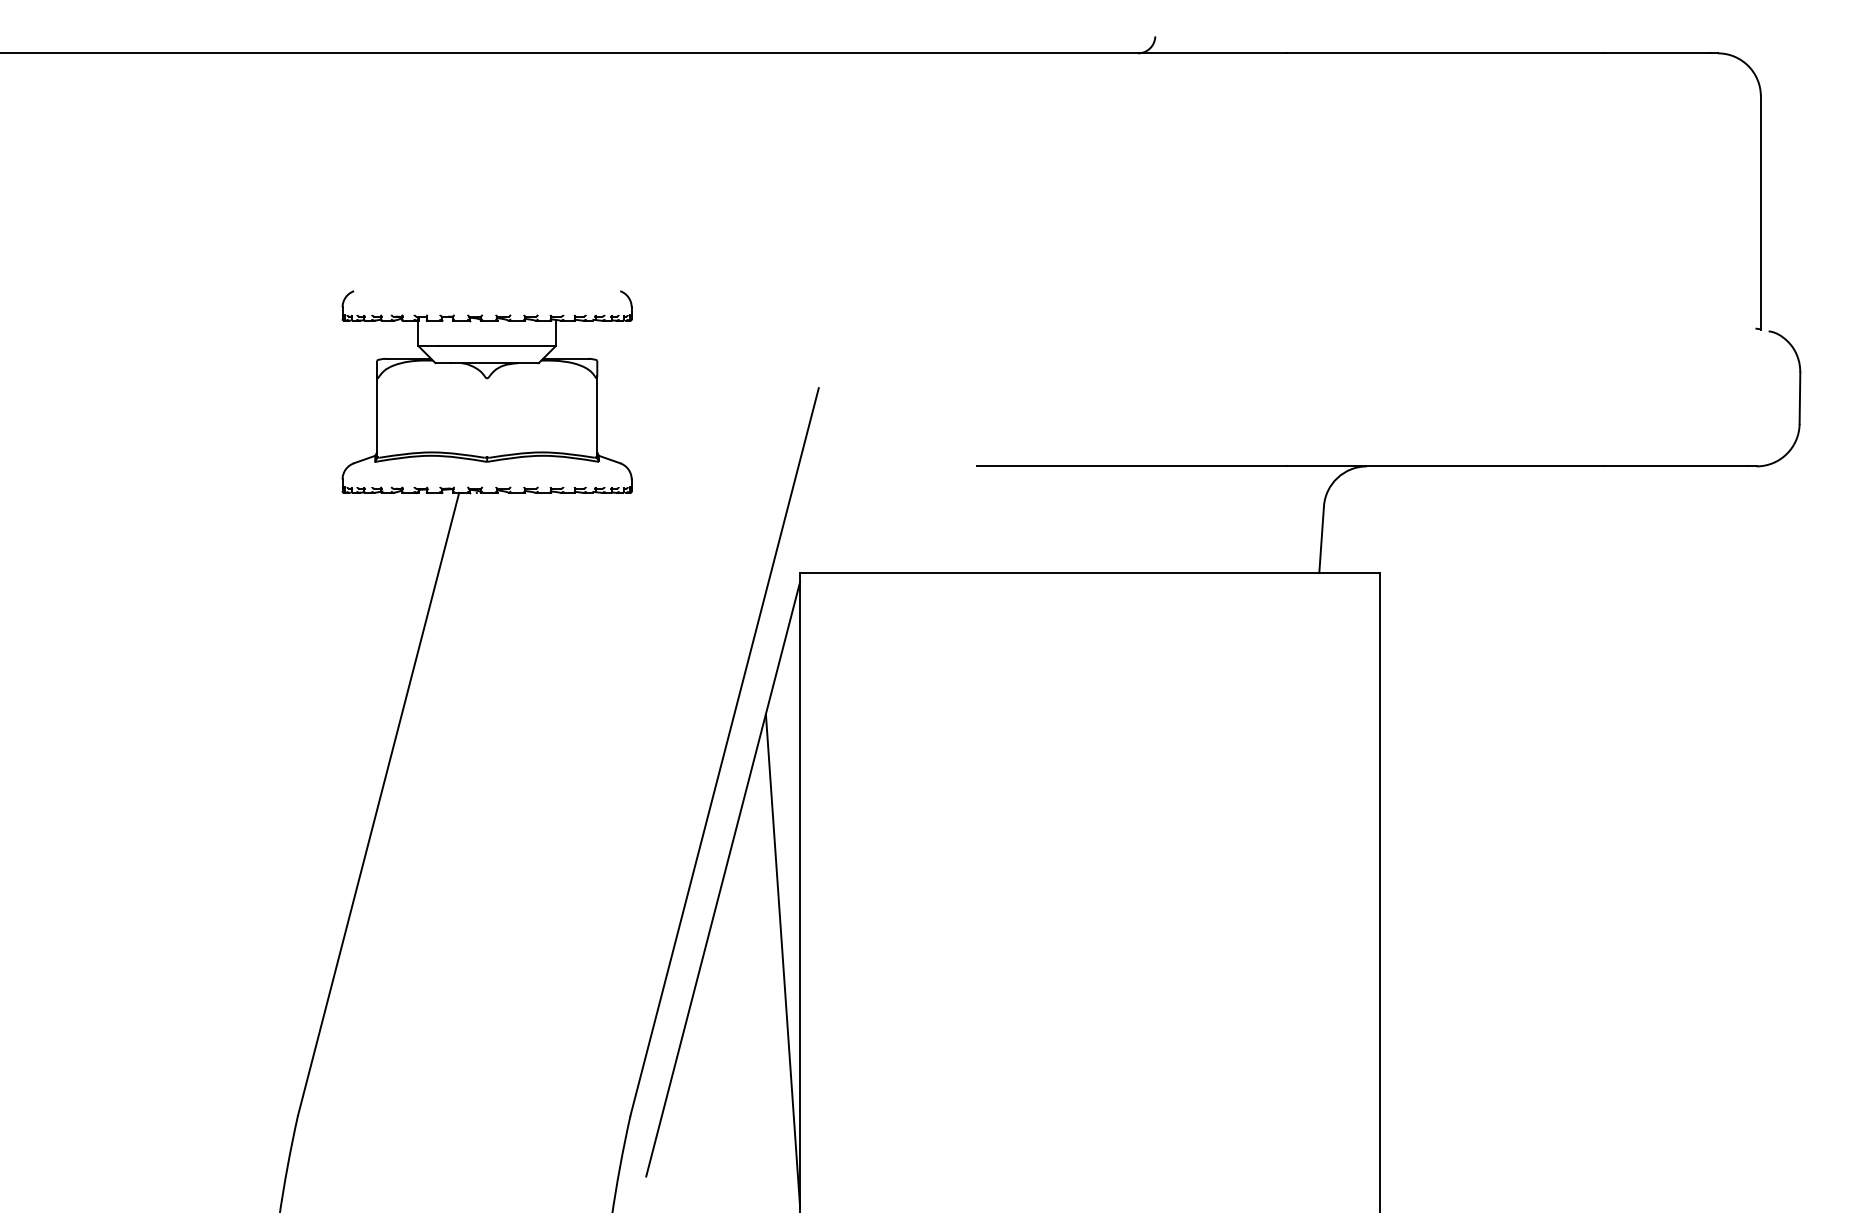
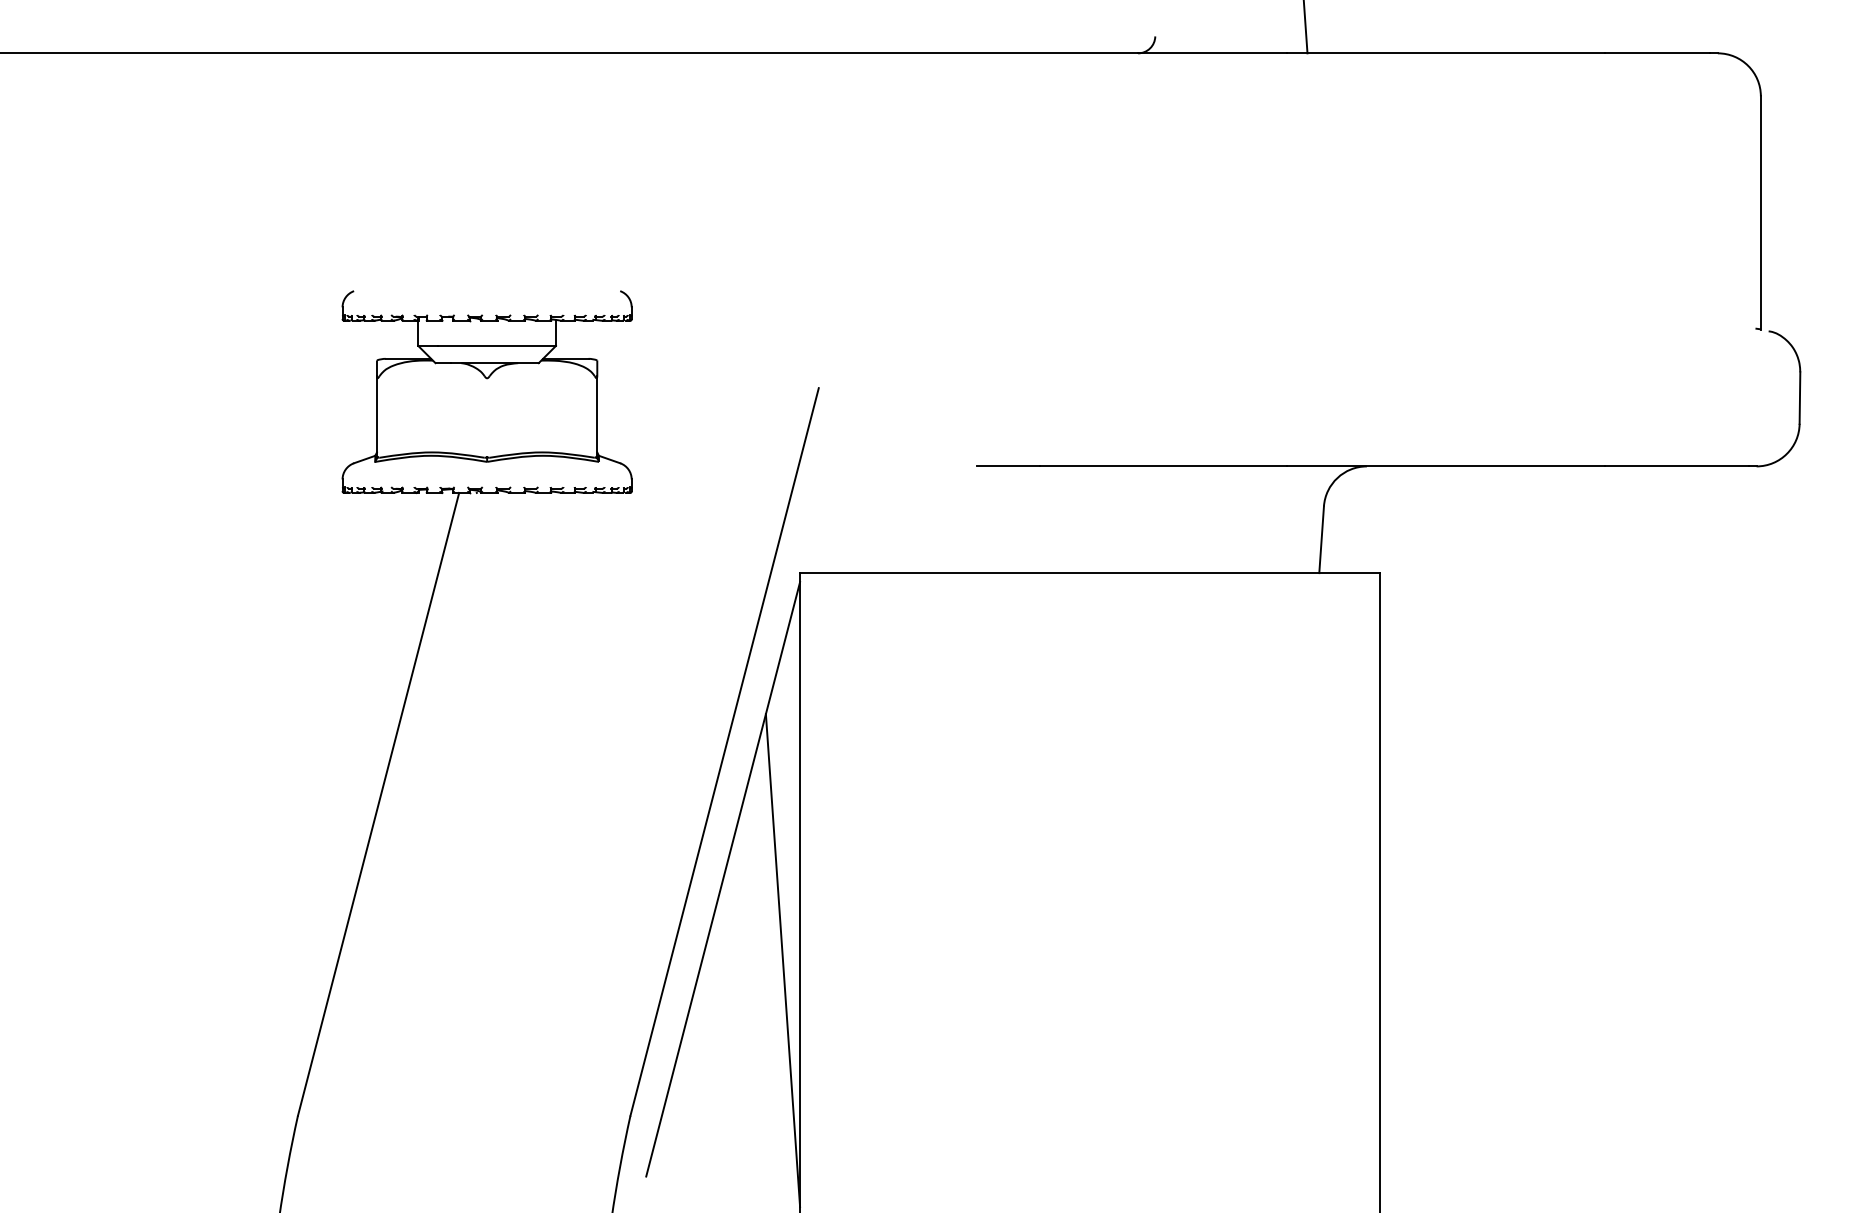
line: none -> present (1305, 27)
